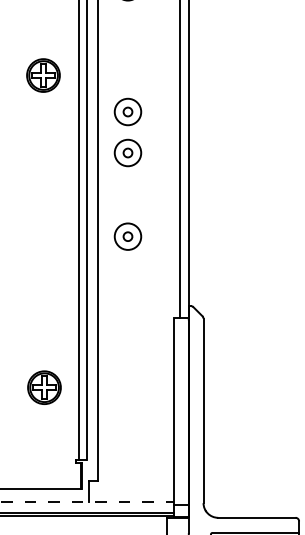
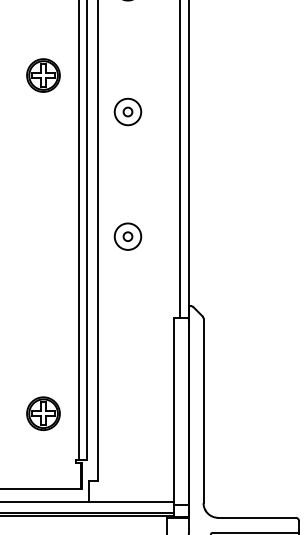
part: present -> none (127, 152)
part position: (44, 387) -> (43, 413) (43, 413)
line: dashed -> solid (87, 501)
